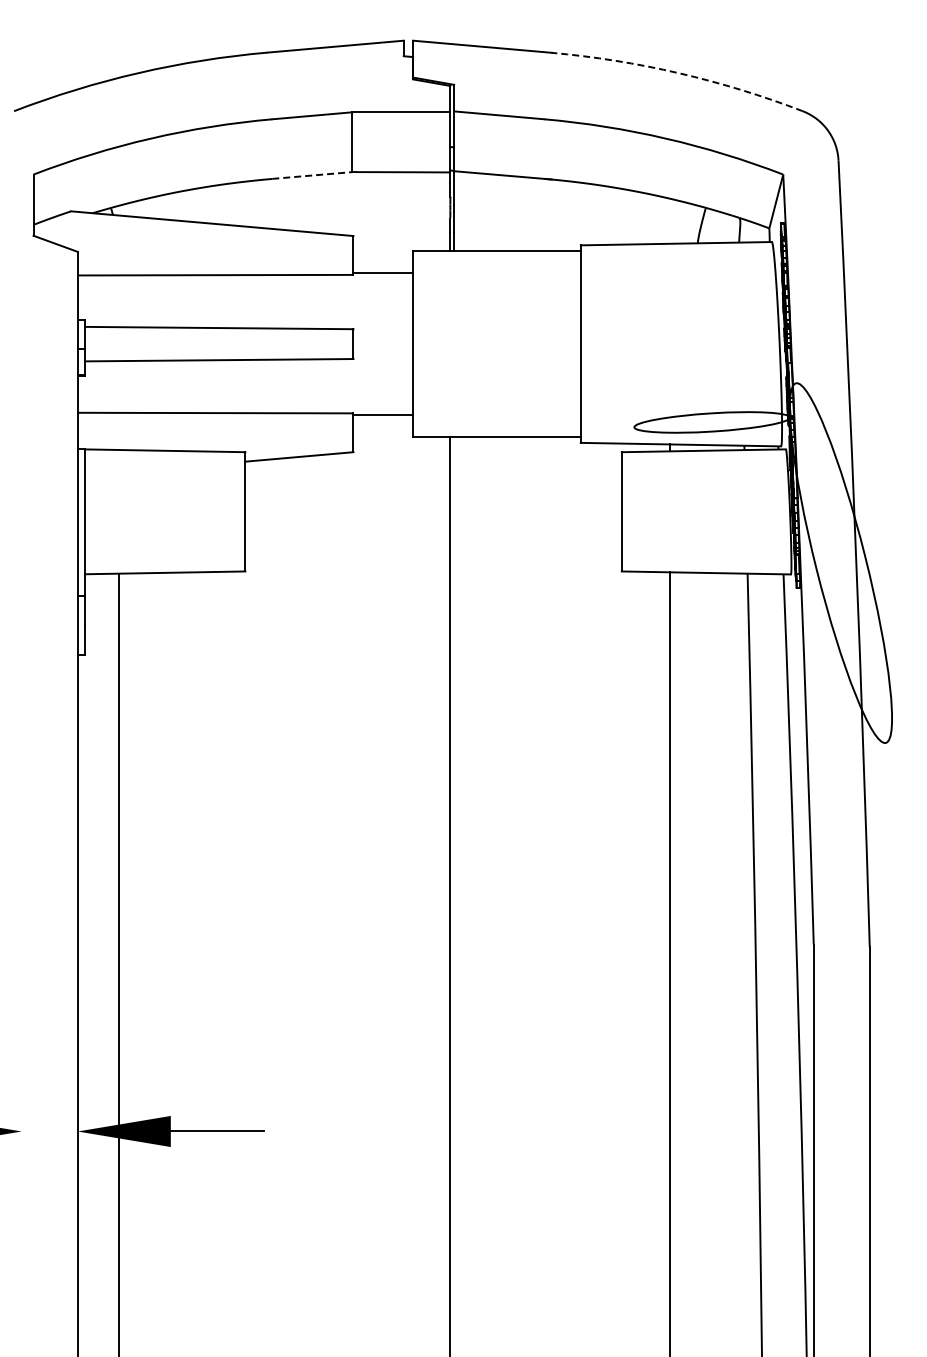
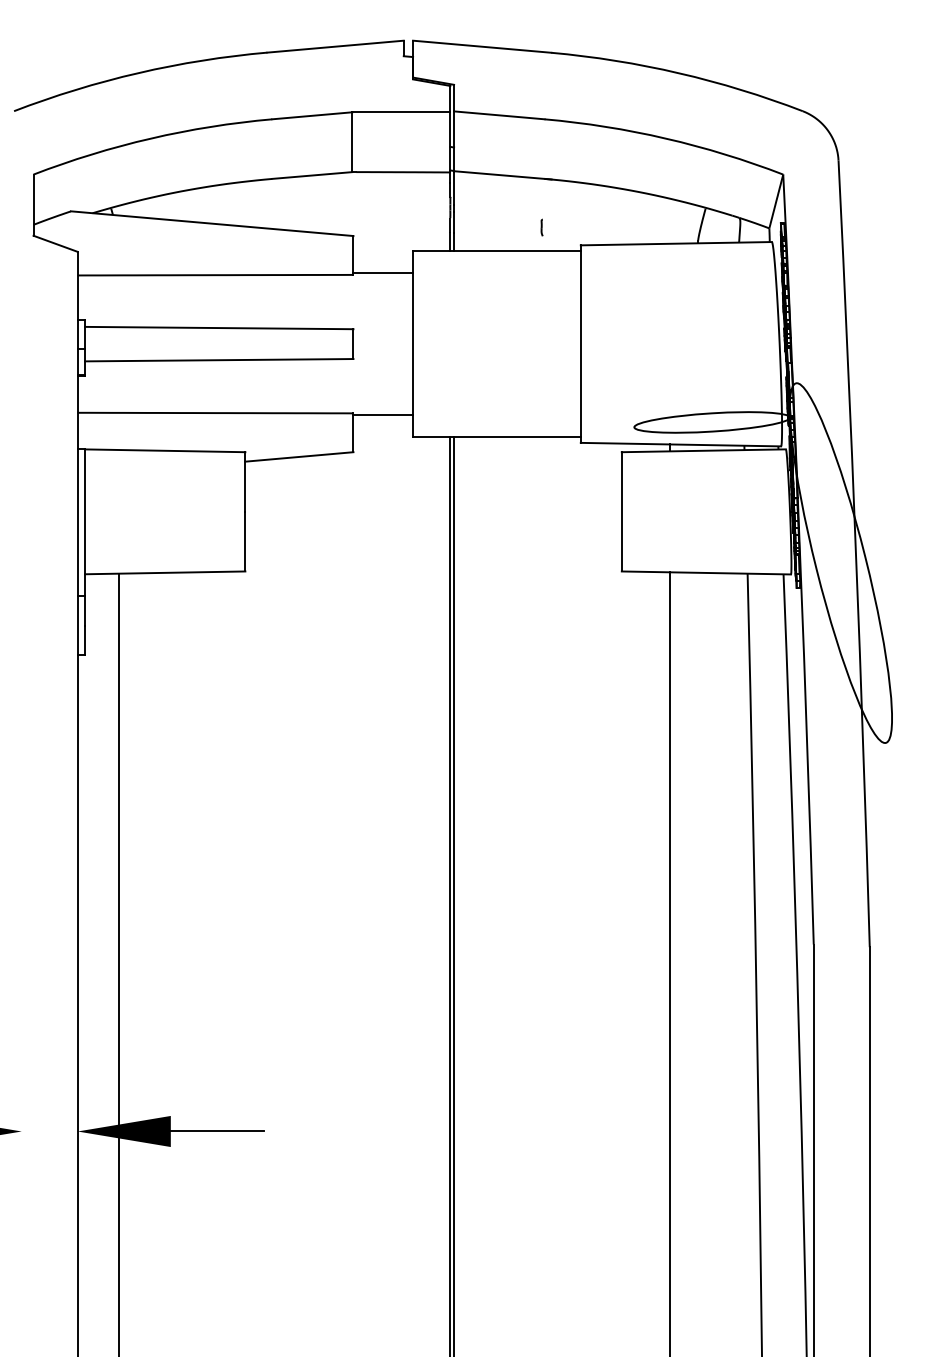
arc: dashed -> solid (679, 73)
line: dashed -> solid (312, 175)
line: none -> present (541, 227)
line: none -> present (454, 895)
